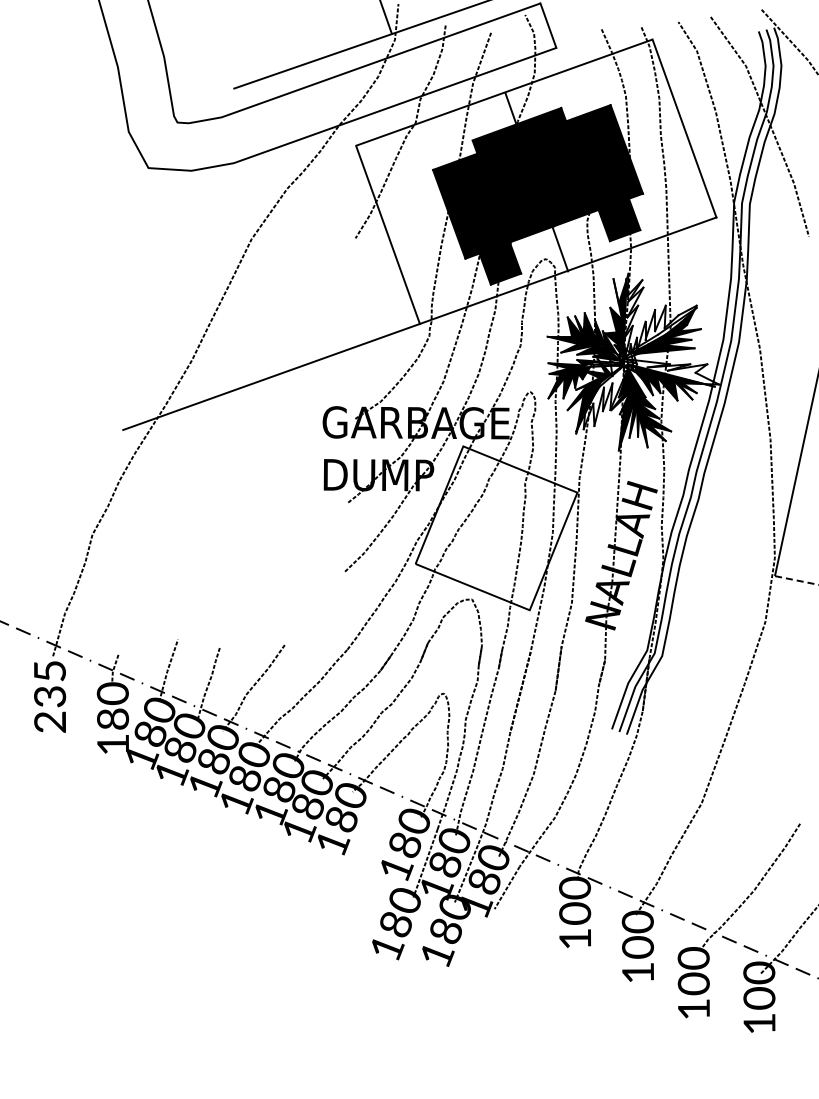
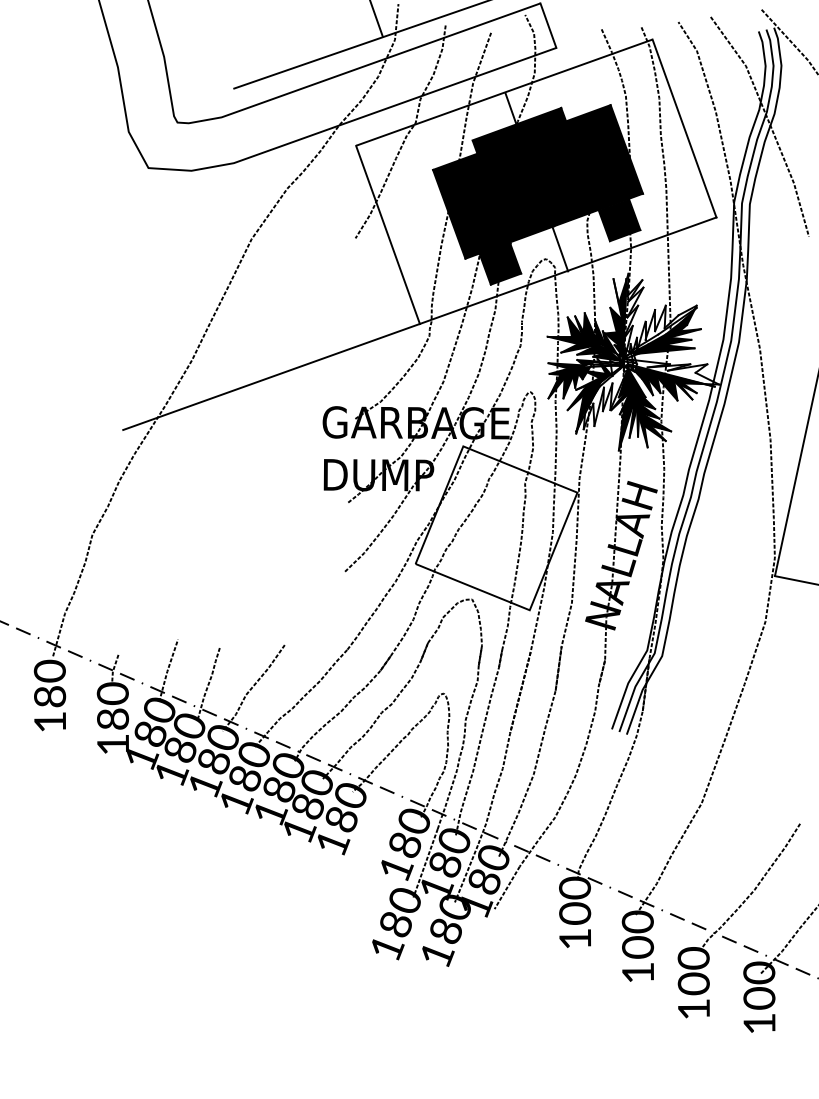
line position: (385, 17) -> (376, 19) (376, 19)
line: dashed -> solid (796, 580)
text: 235 -> 180 (49, 695)
